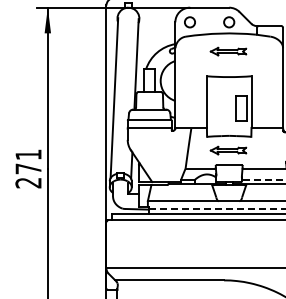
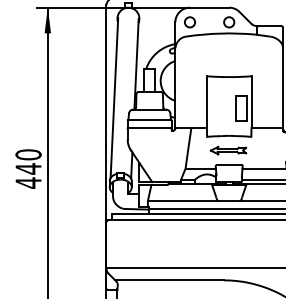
part: present -> none (228, 51)
text: 271 -> 440 (28, 168)
line: dashed -> solid (264, 179)
line: dashed -> solid (217, 208)
